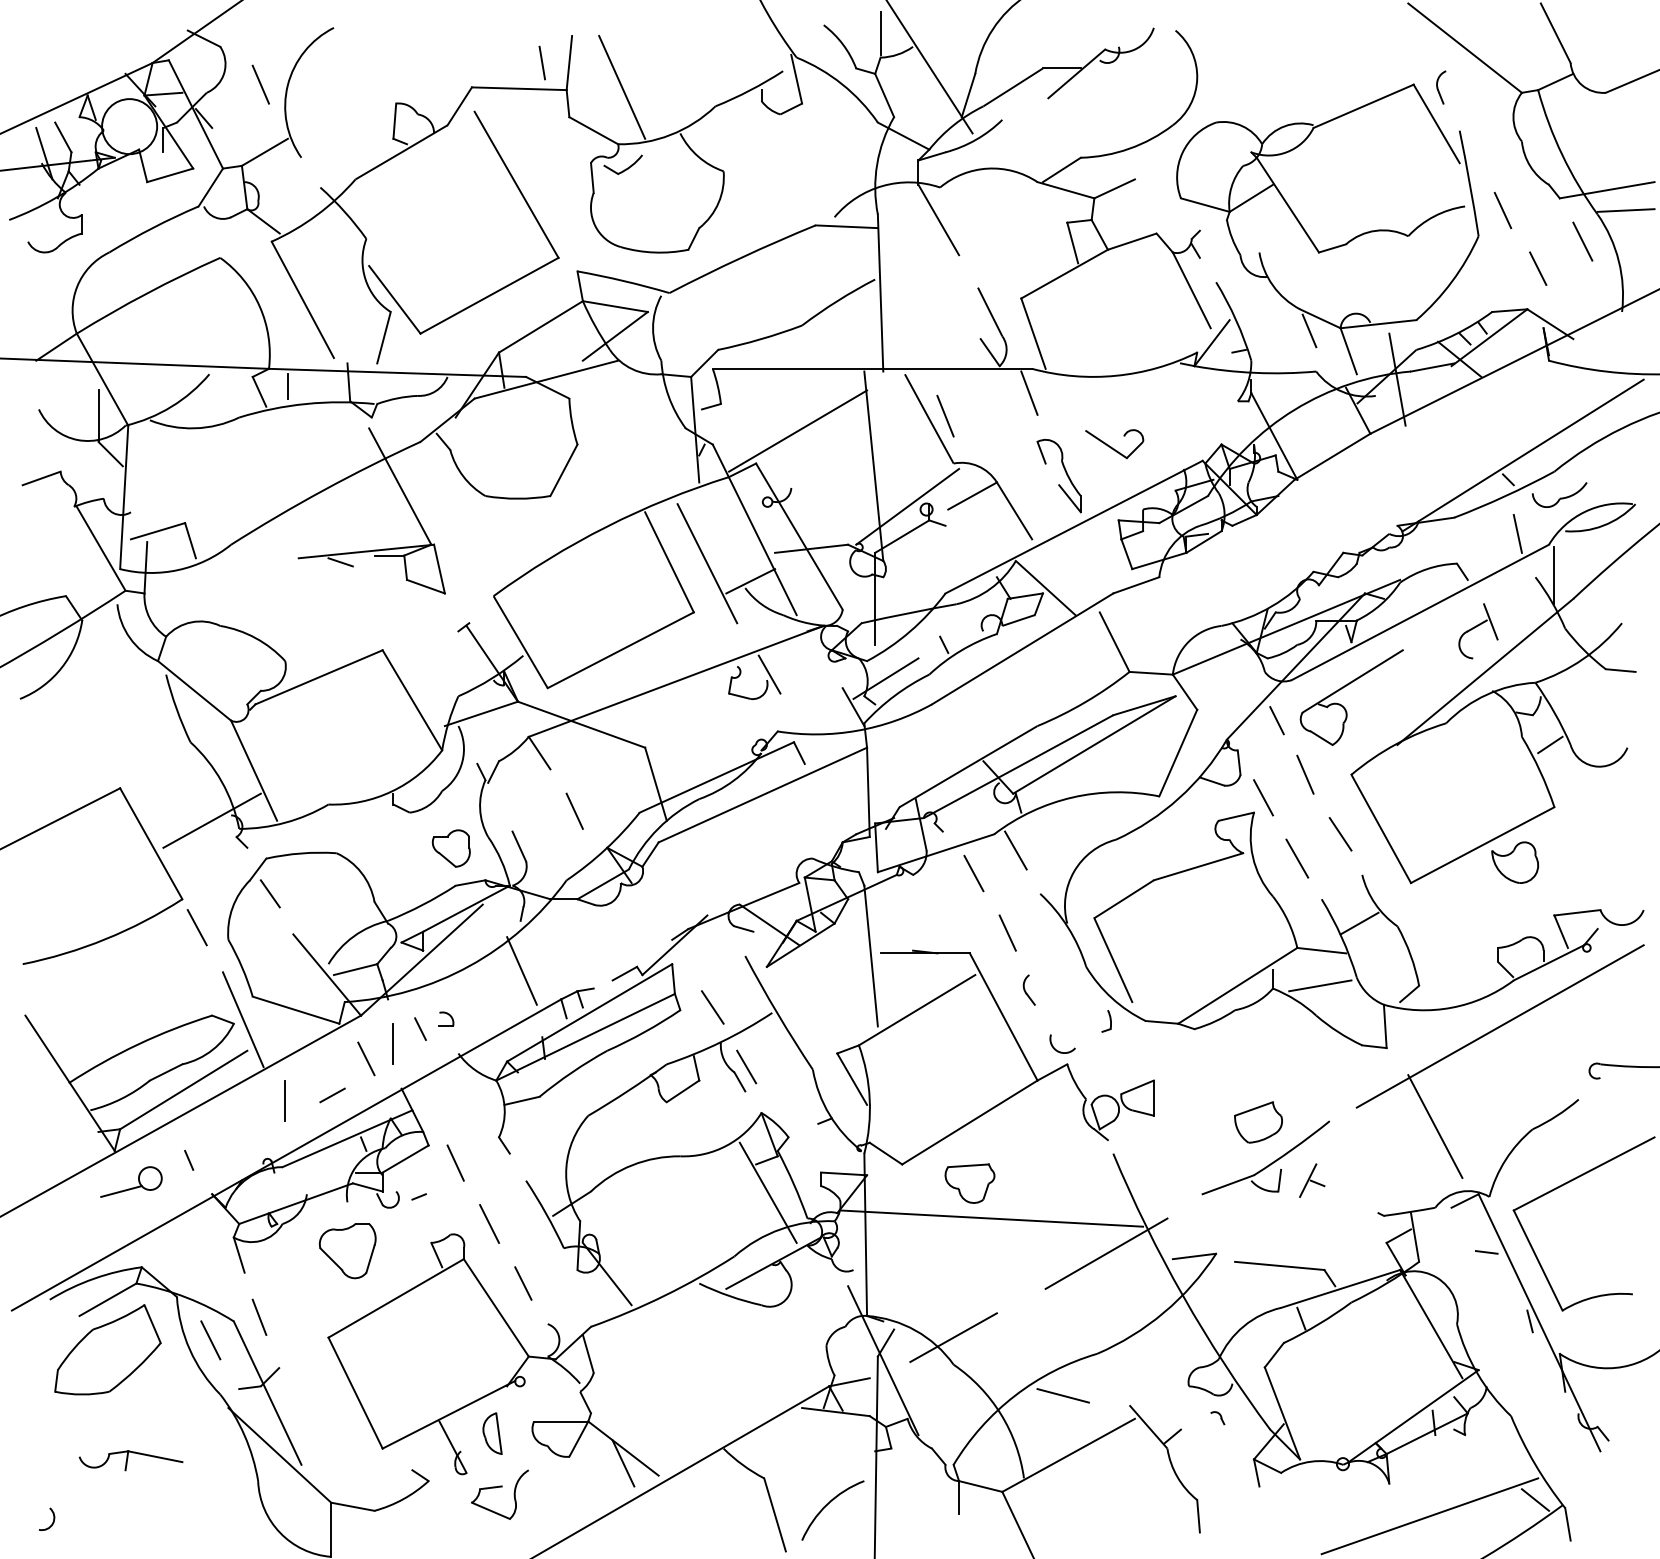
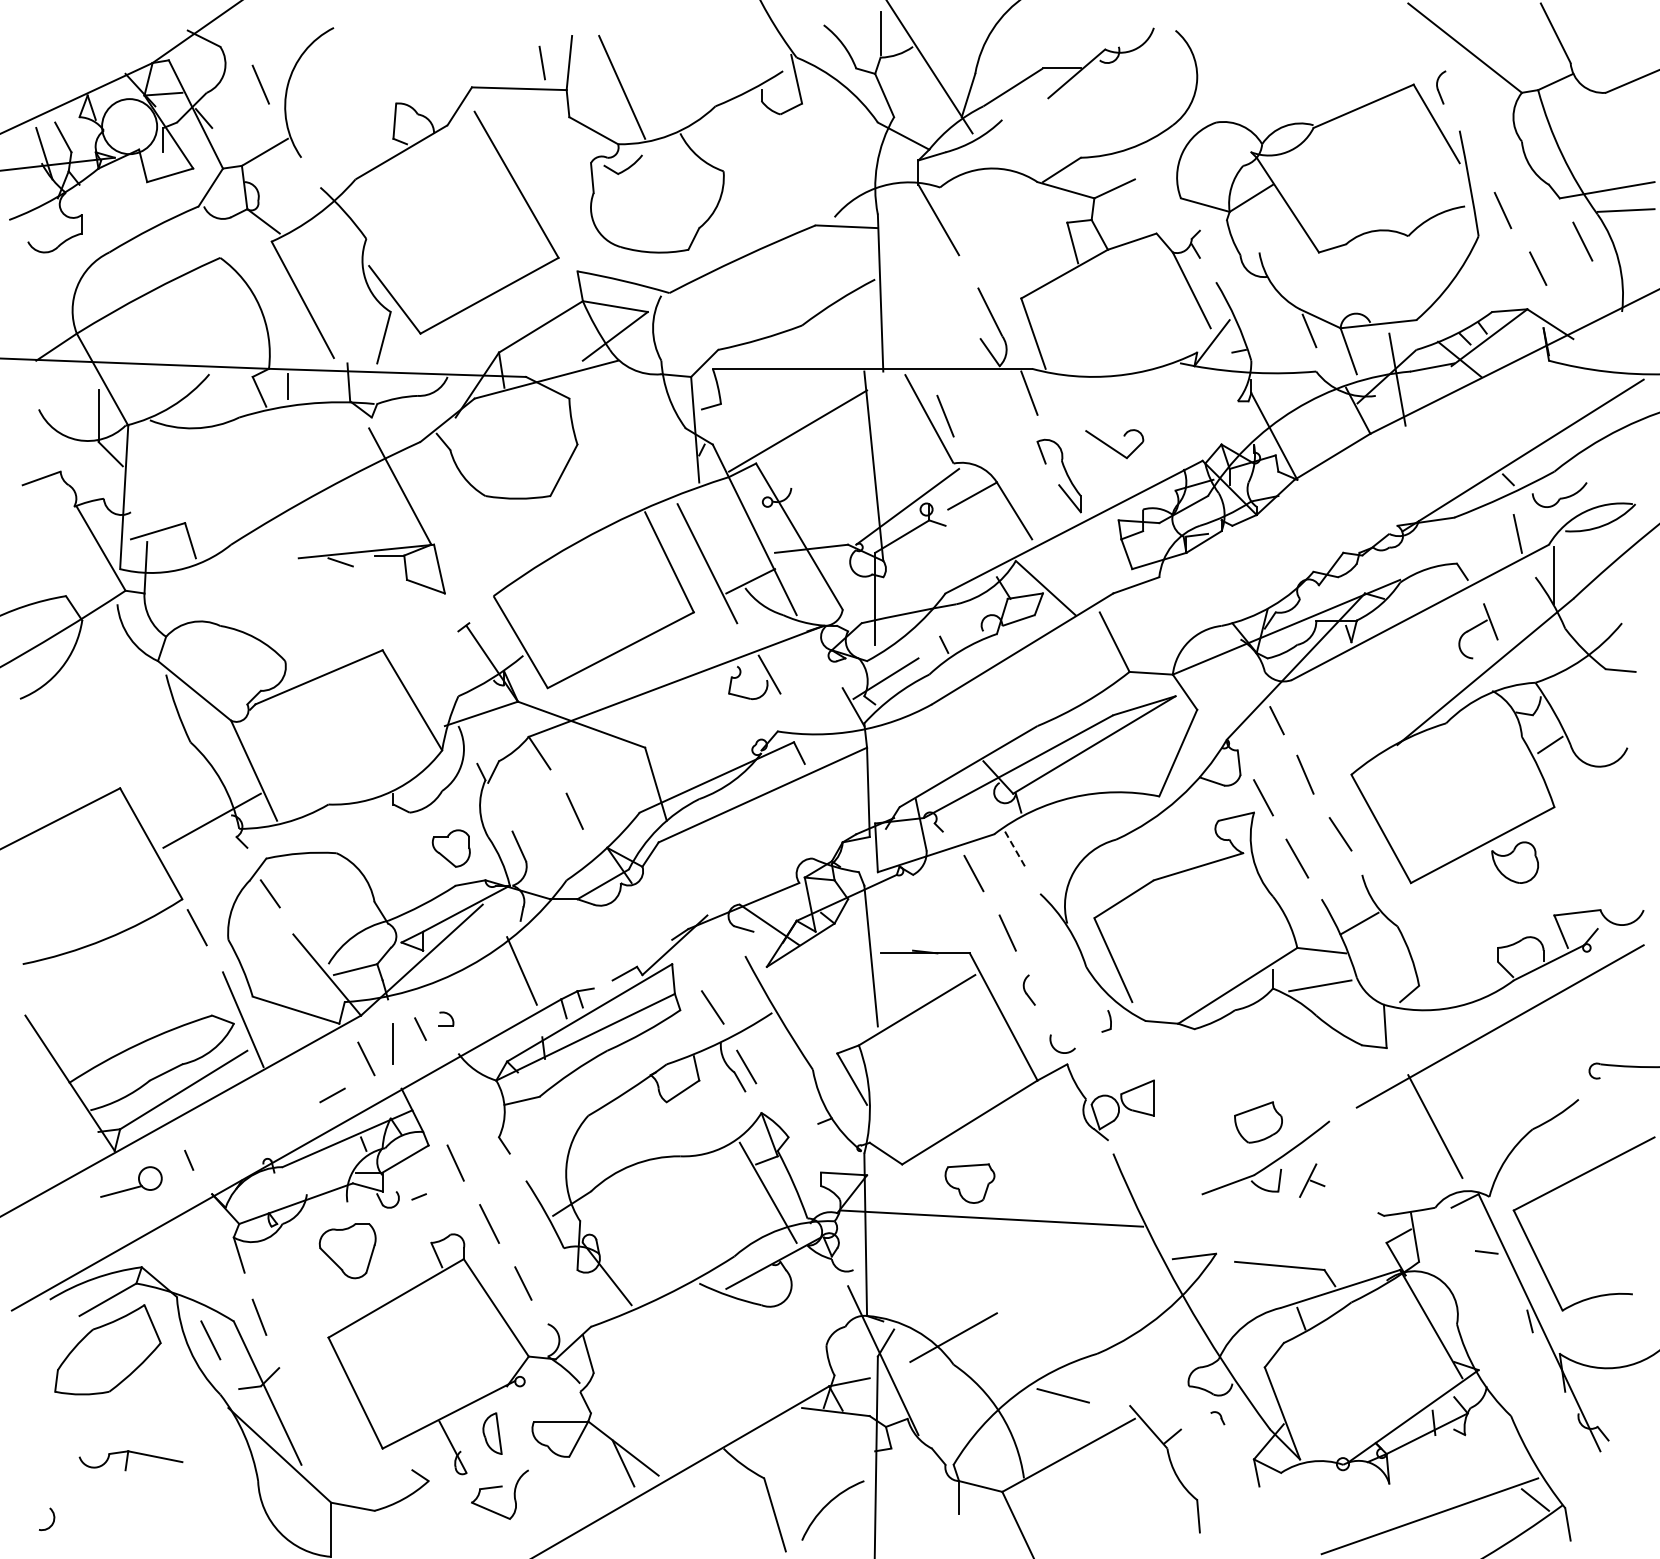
part: present -> none (1343, 705)
line: solid -> dashed (1015, 850)
line: present -> none (285, 1100)
line: present -> none (1106, 1253)
